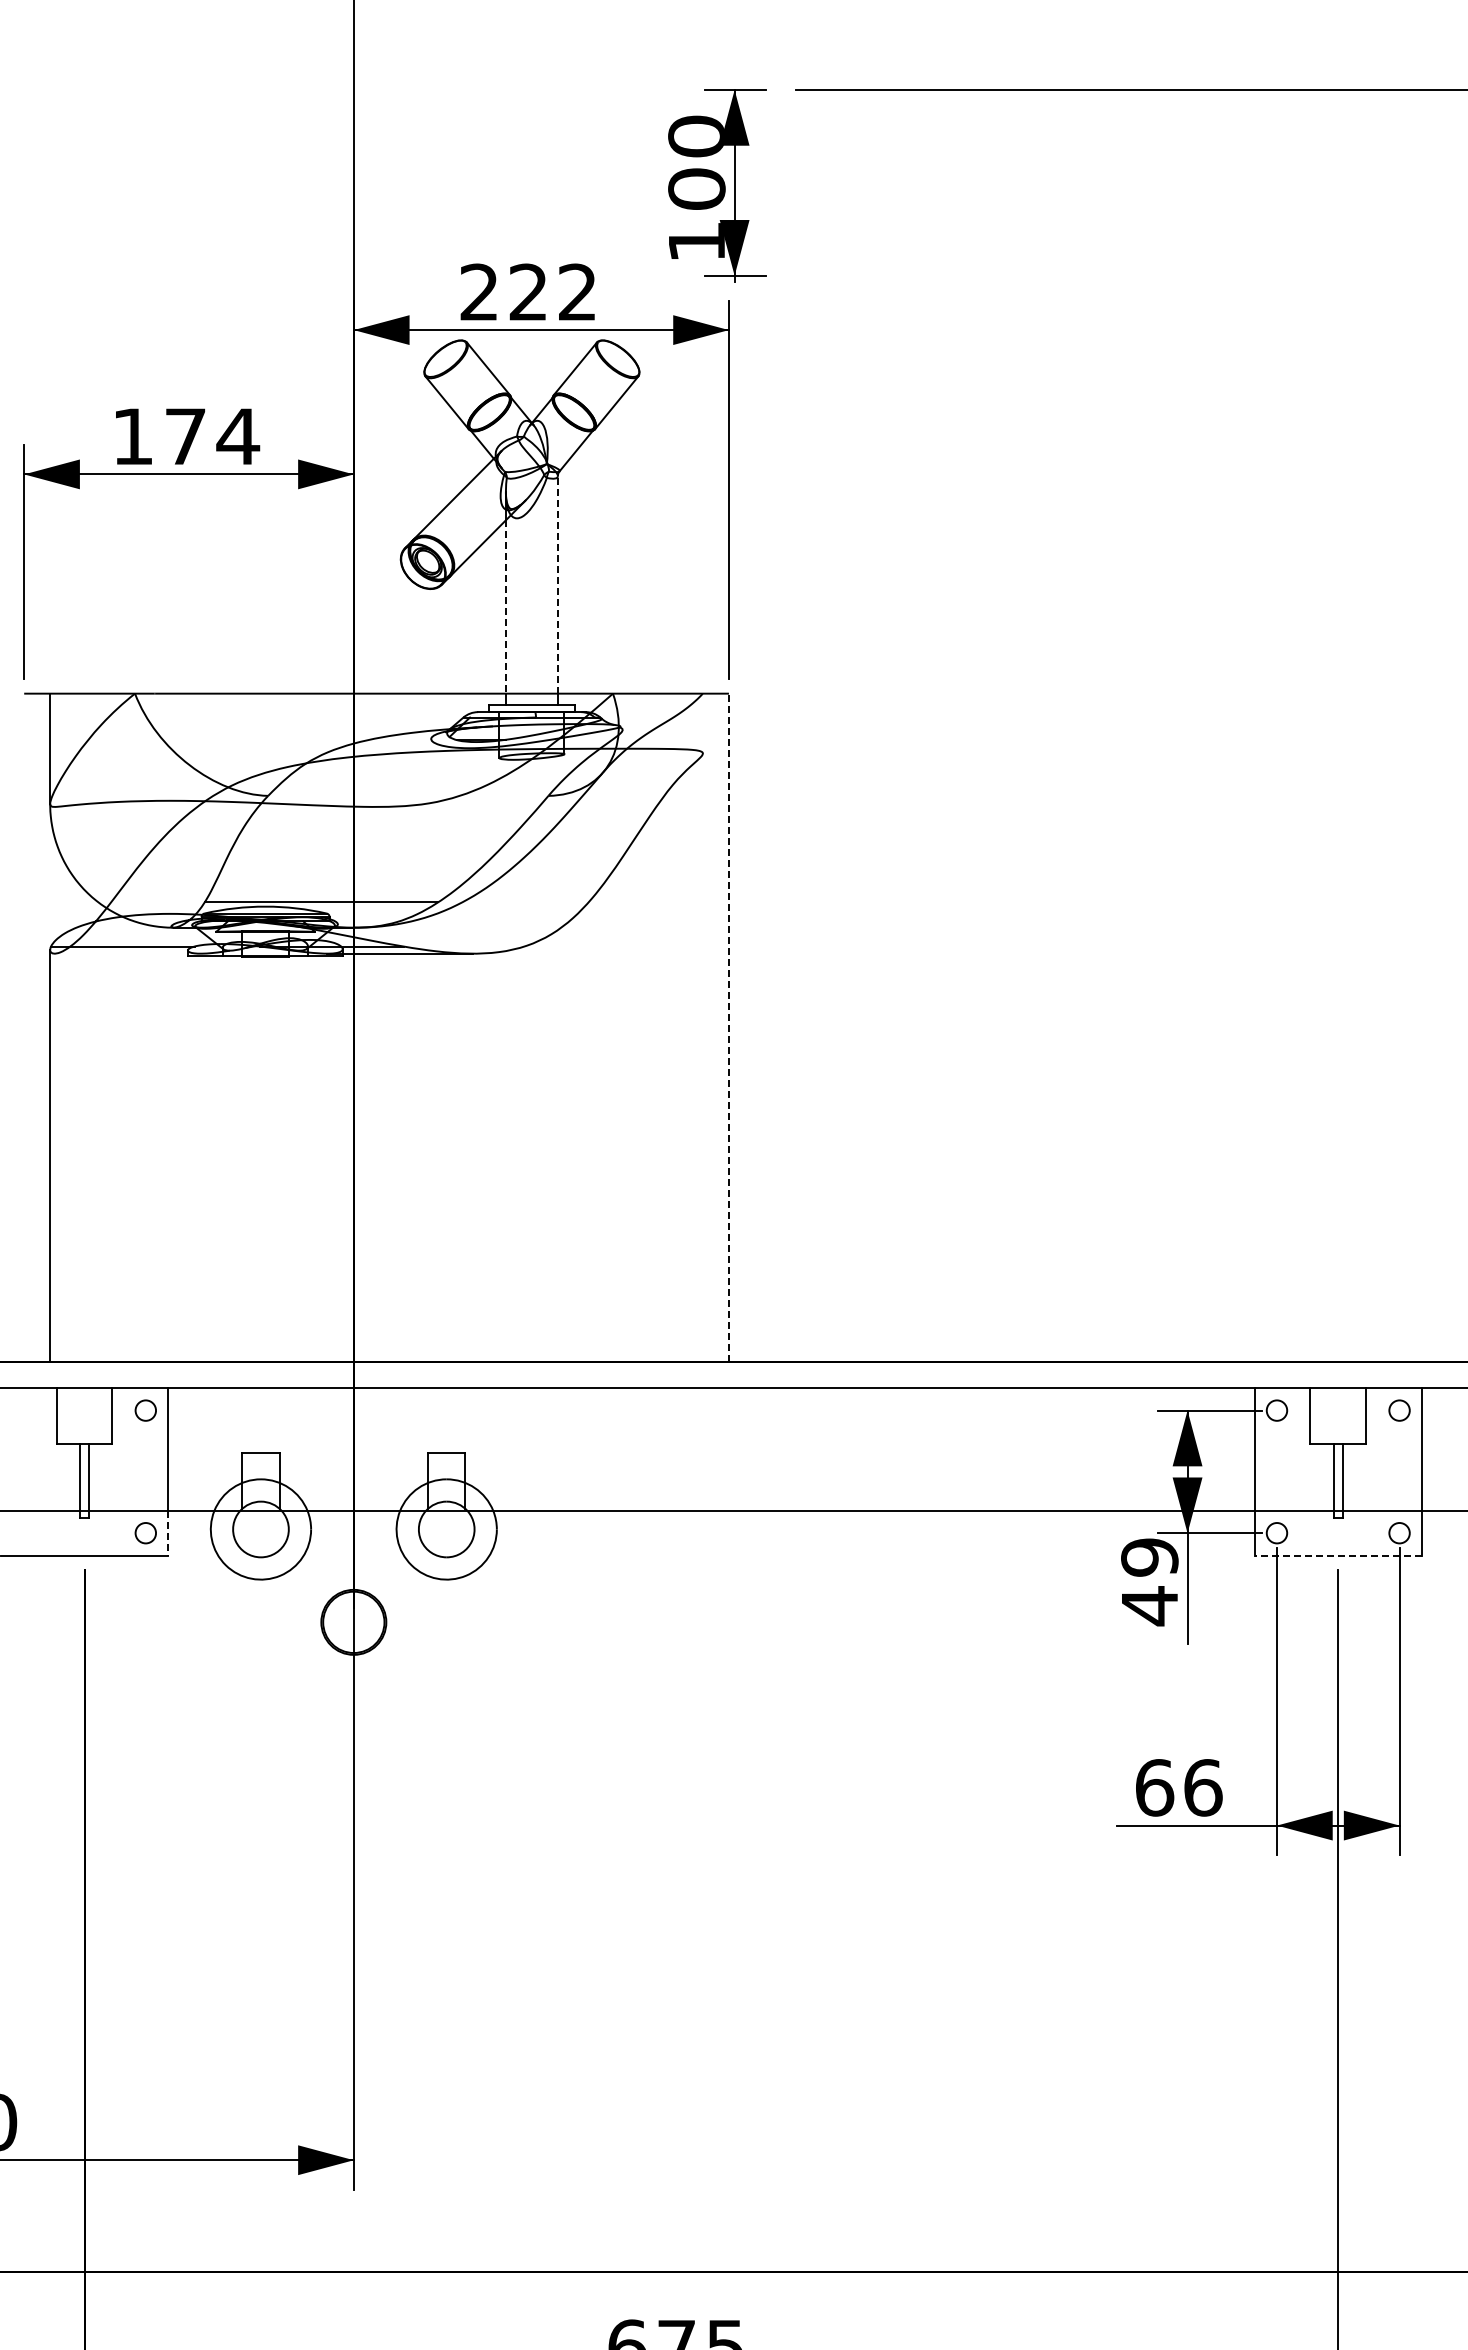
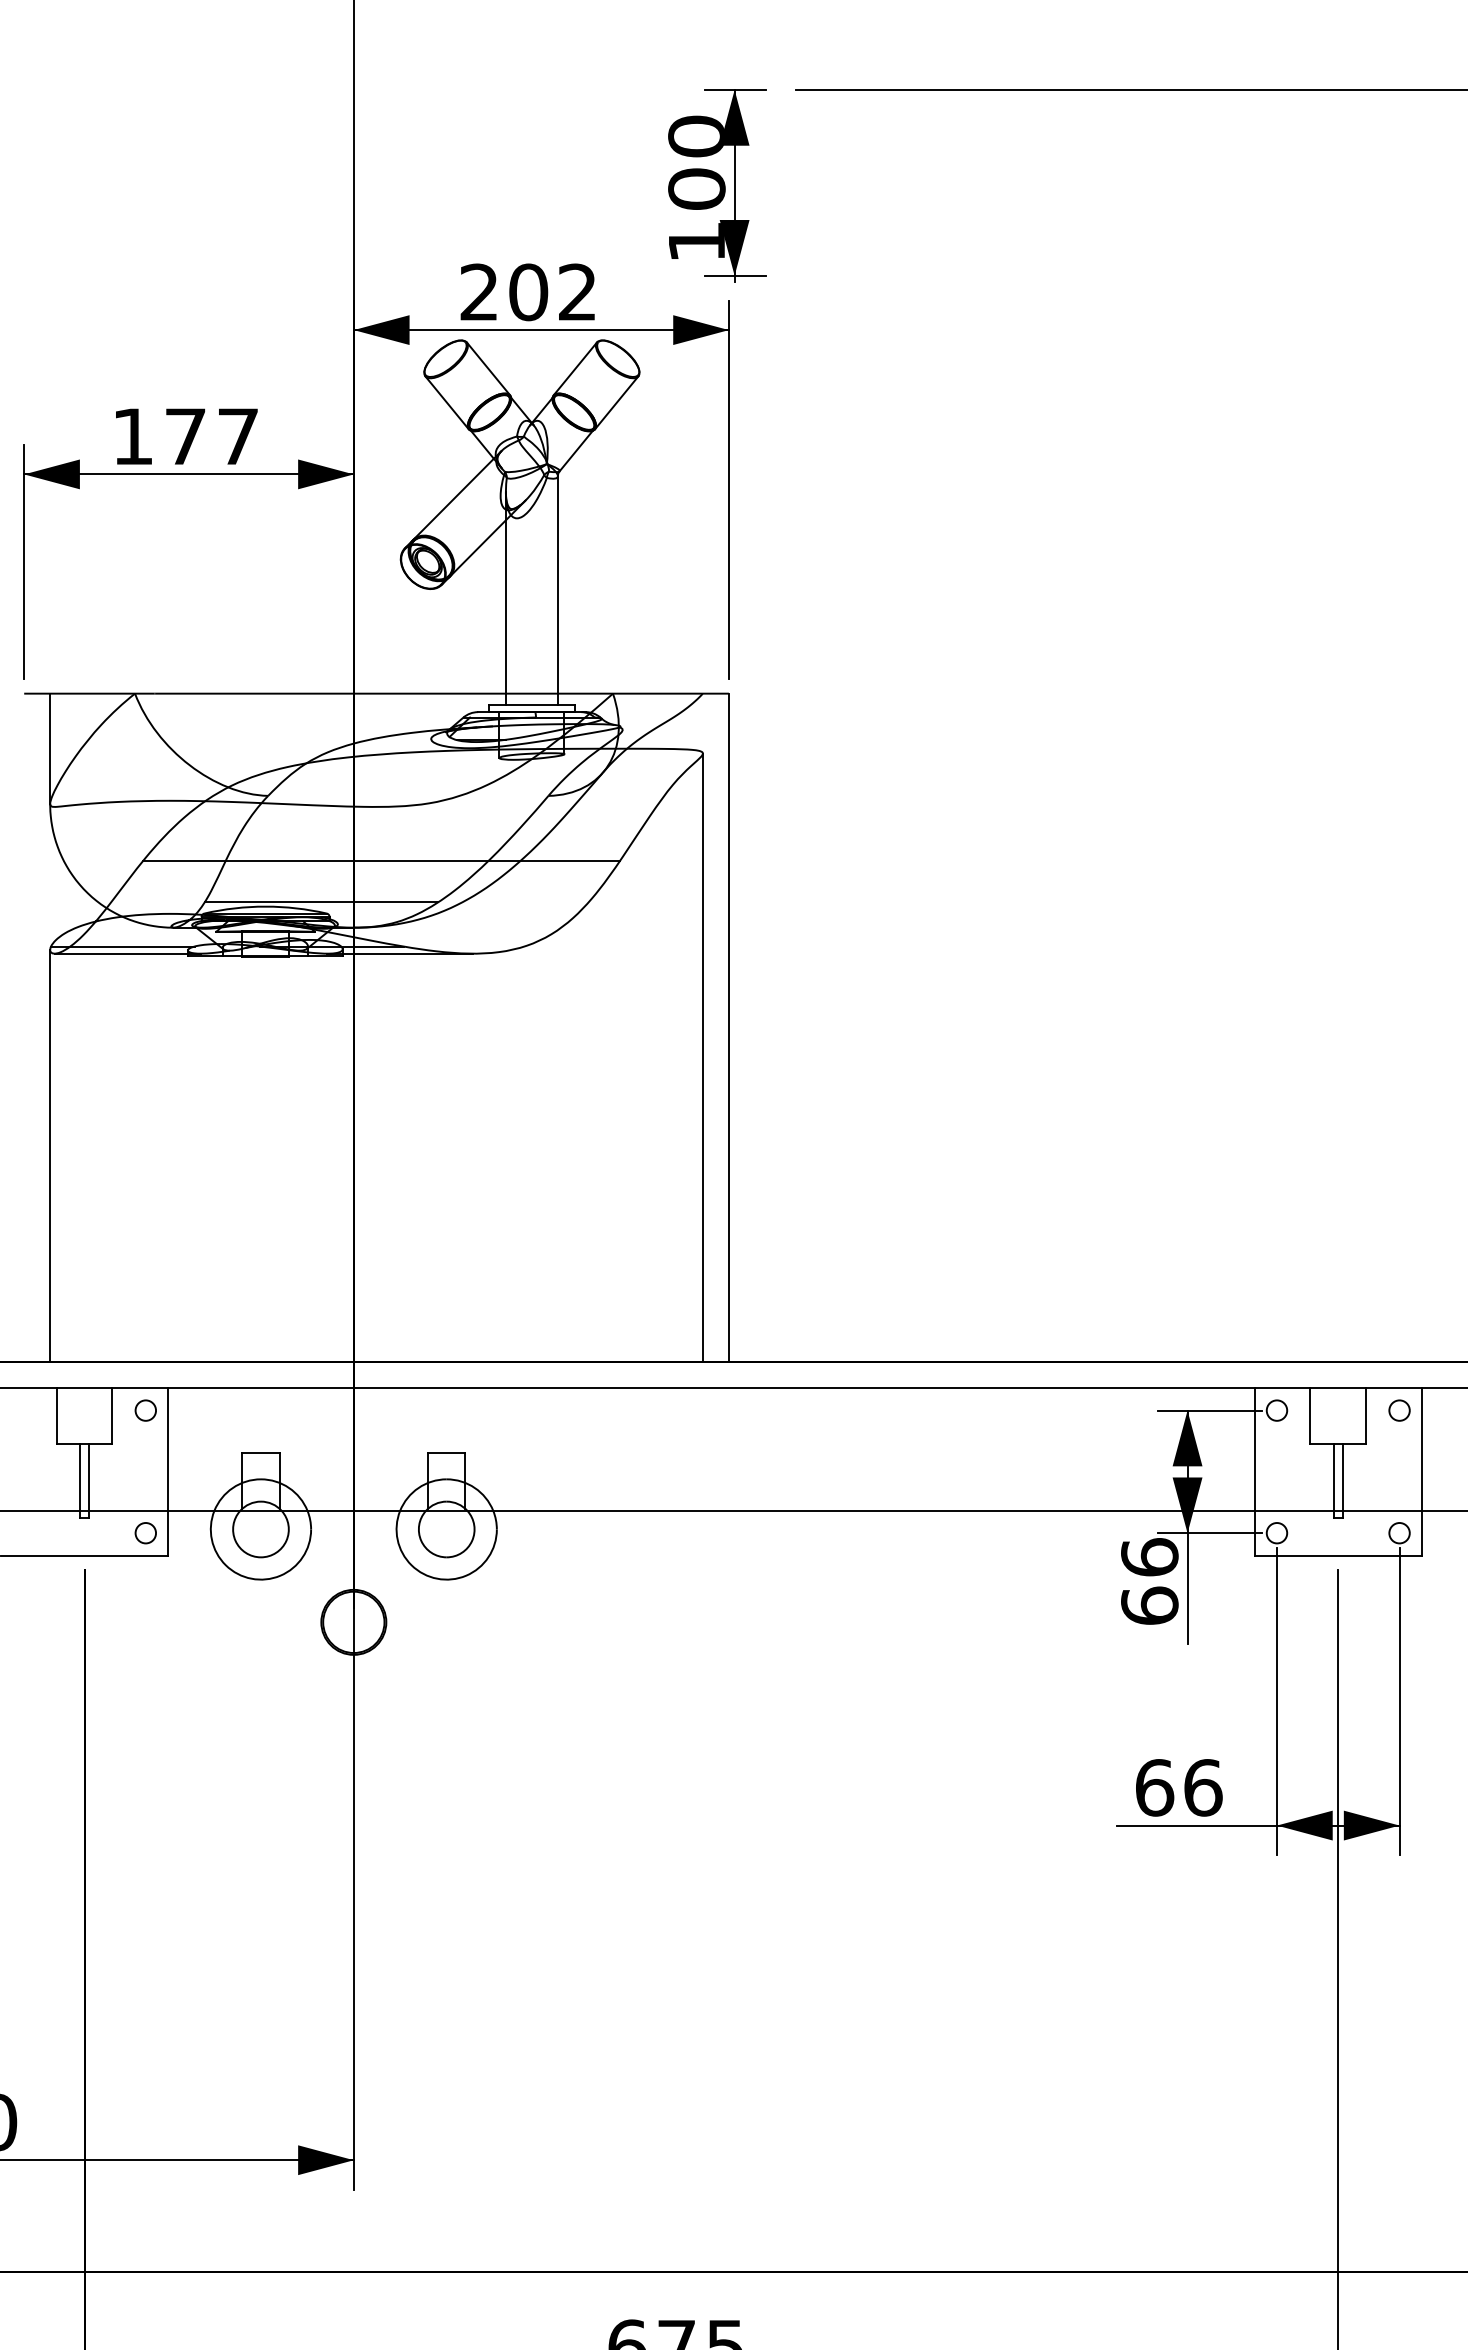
text: 222 -> 202 (528, 292)
text: 174 -> 177 (238, 436)
line: dashed -> solid (557, 584)
line: dashed -> solid (505, 606)
line: none -> present (380, 861)
line: none -> present (127, 953)
line: dashed -> solid (728, 1027)
line: none -> present (702, 1057)
line: dashed -> solid (168, 1533)
line: dashed -> solid (1338, 1555)
text: 49 -> 66 (1149, 1582)
